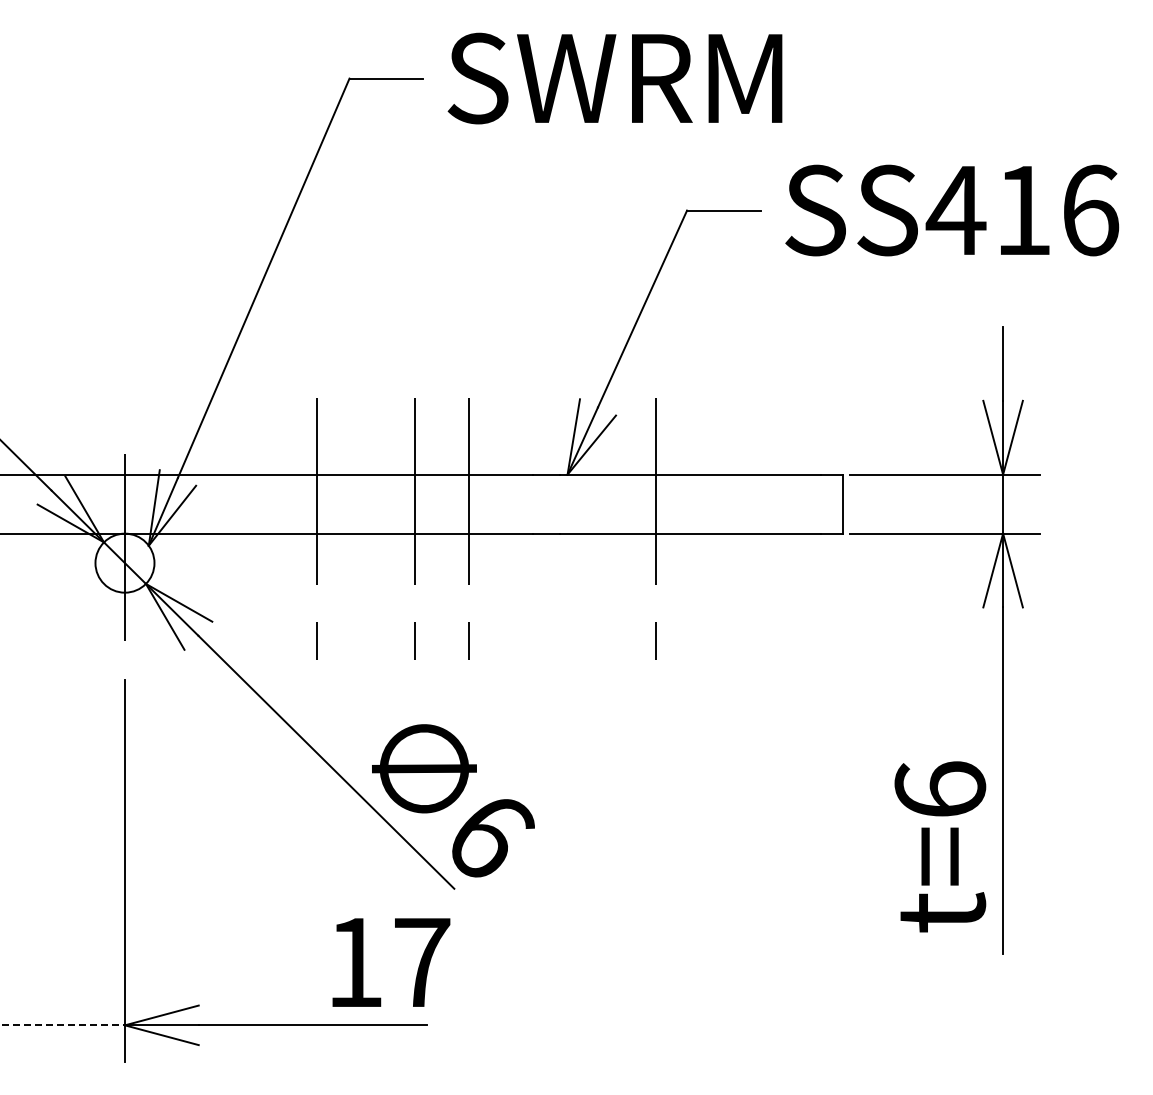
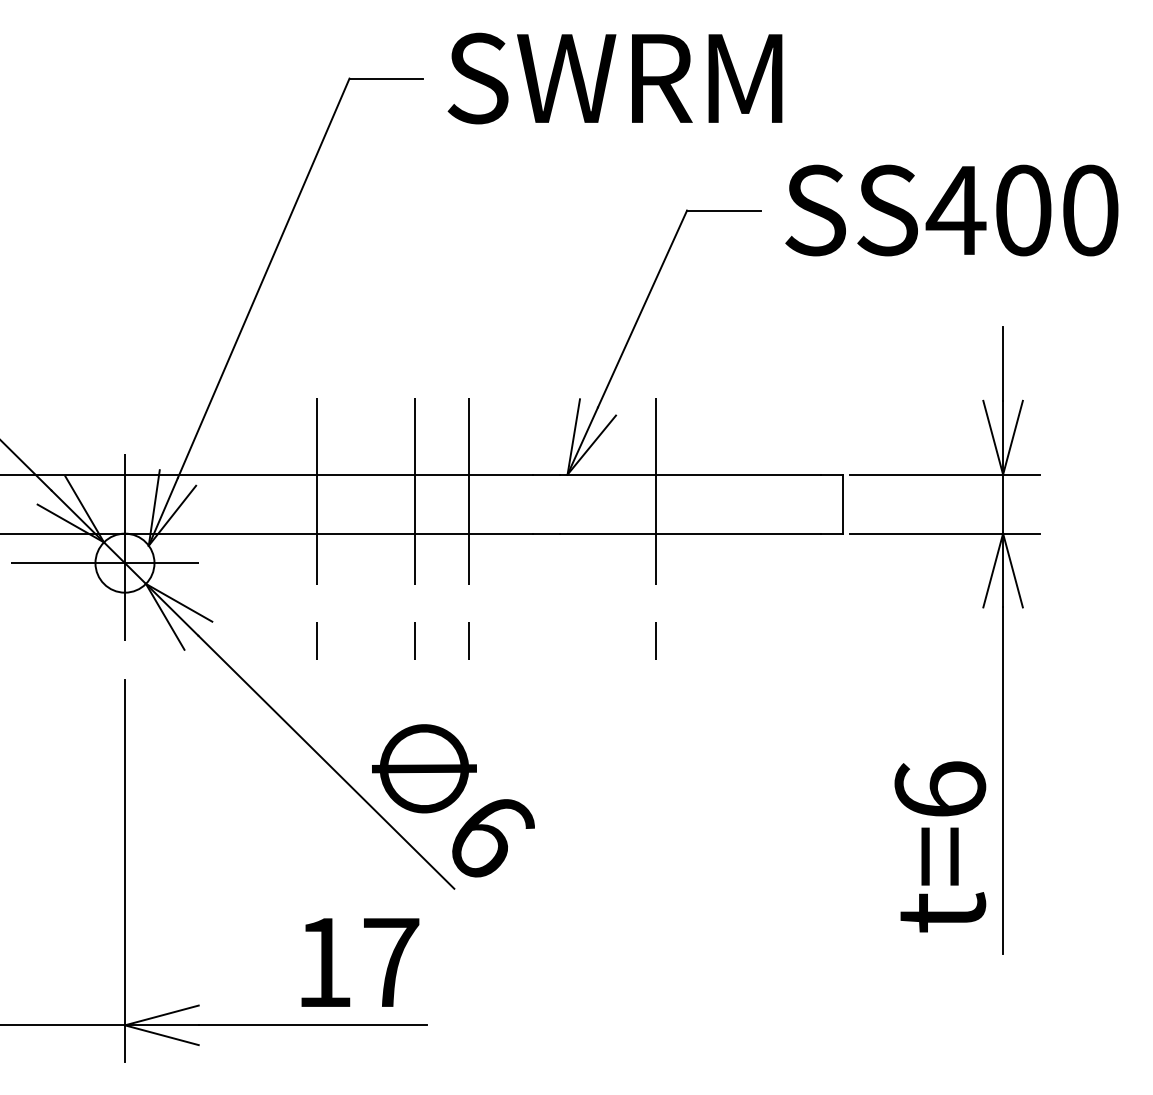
text: SS416 -> SS400 (1057, 210)
line: none -> present (102, 563)
text position: (391, 962) -> (360, 962) (360, 962)
line: dashed -> solid (63, 1025)
